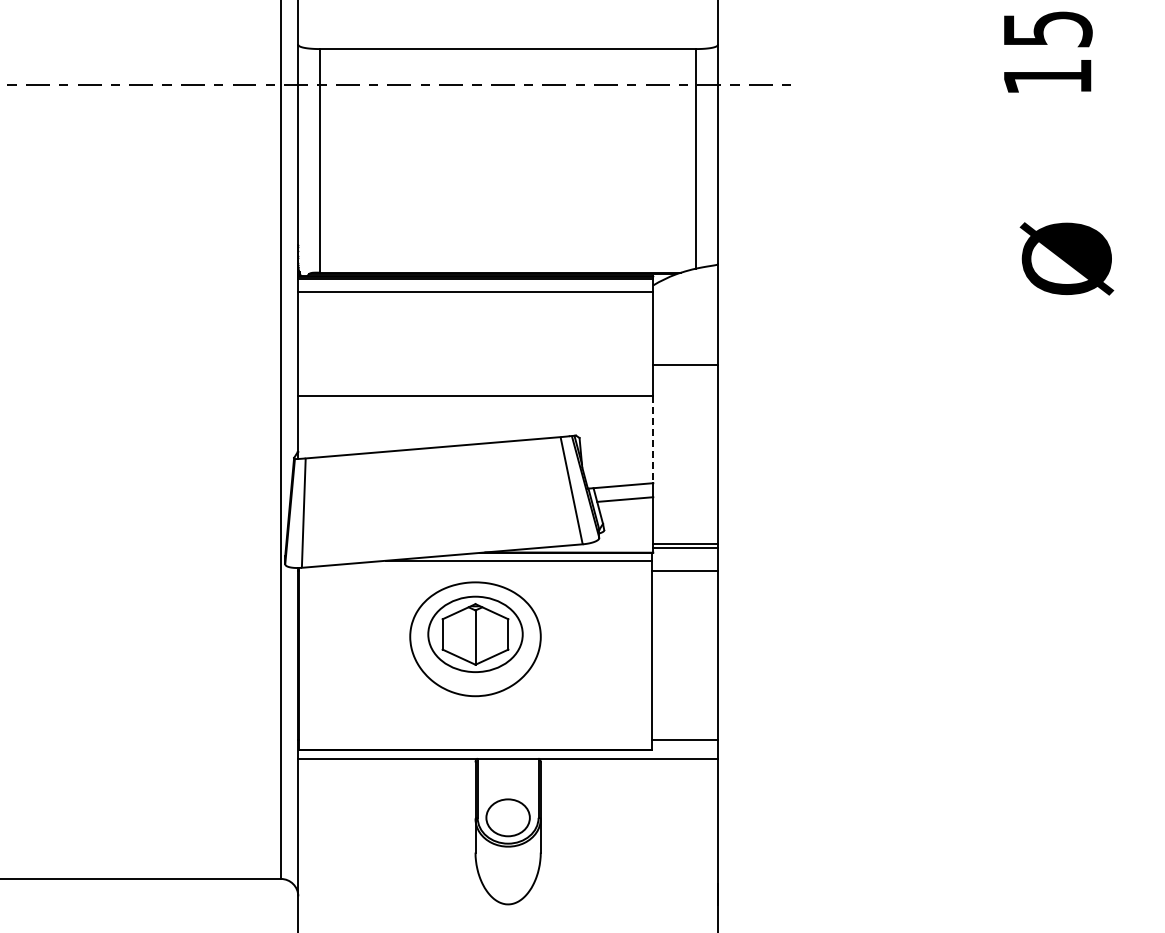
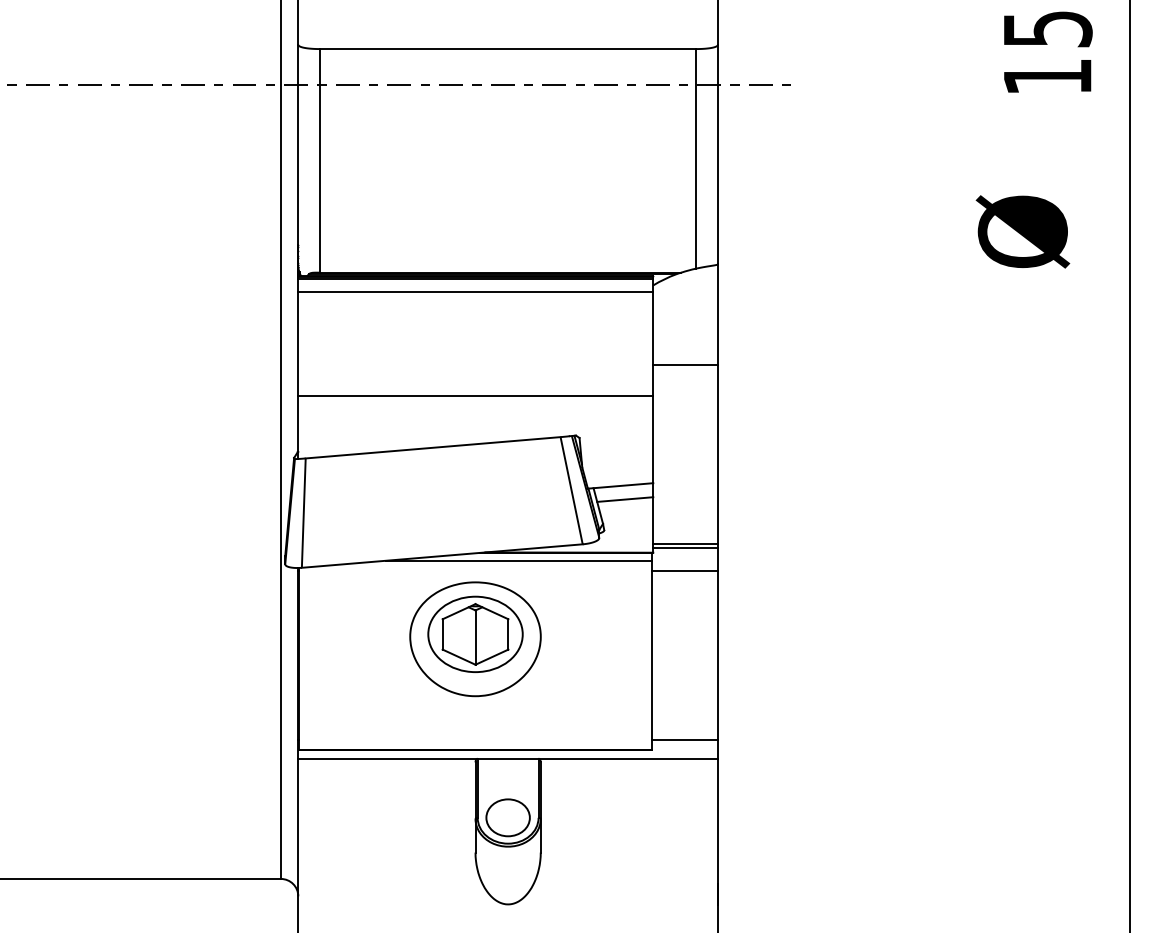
text position: (1066, 258) -> (1022, 231) (1022, 231)
line: dashed -> solid (653, 439)
line: none -> present (1130, 465)
